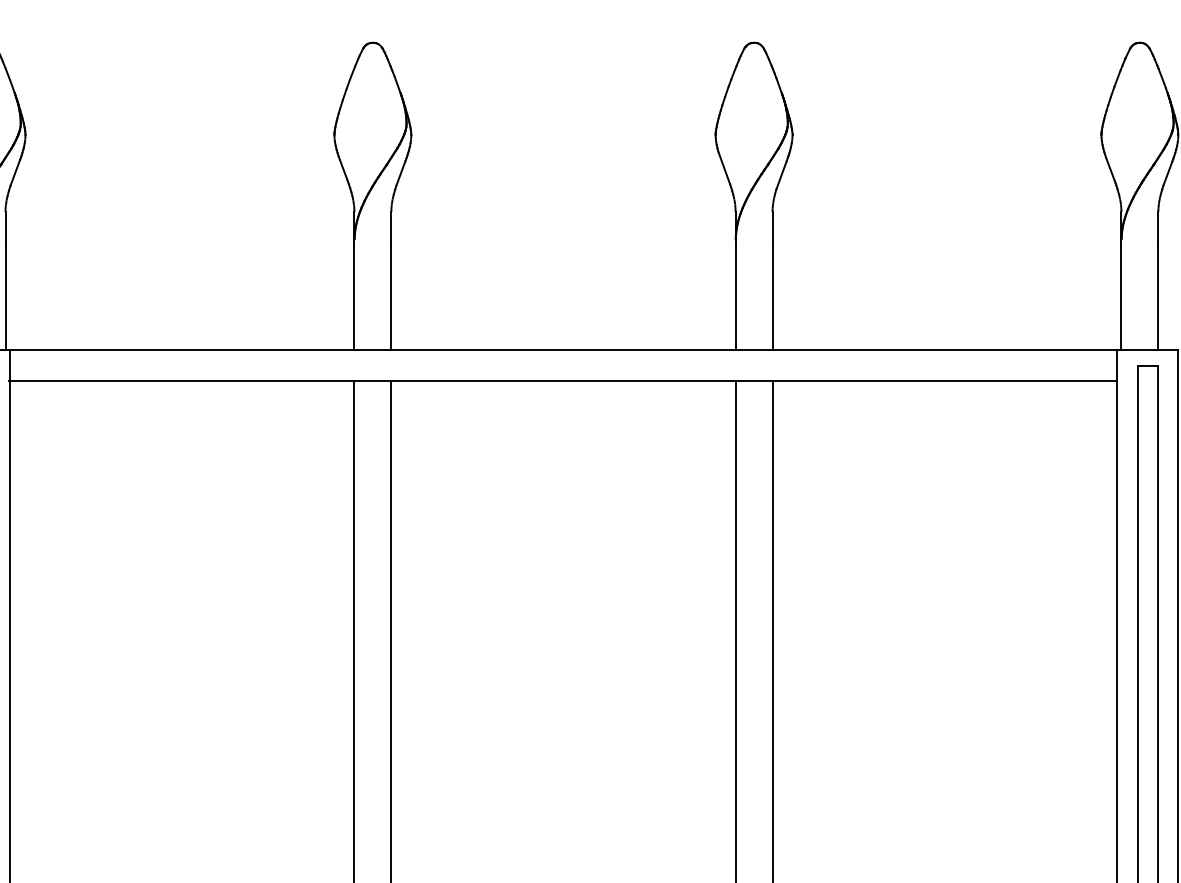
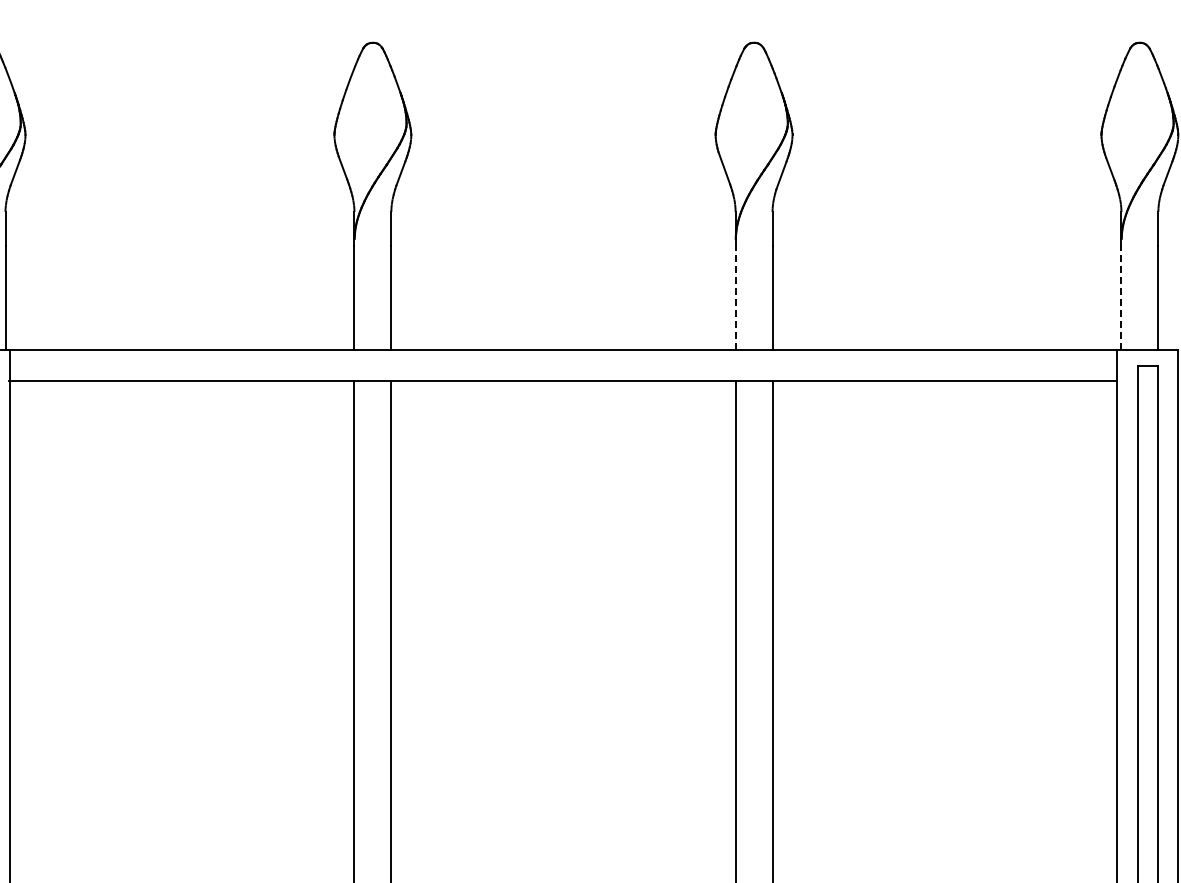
line: solid -> dashed (735, 297)
line: solid -> dashed (1121, 297)
